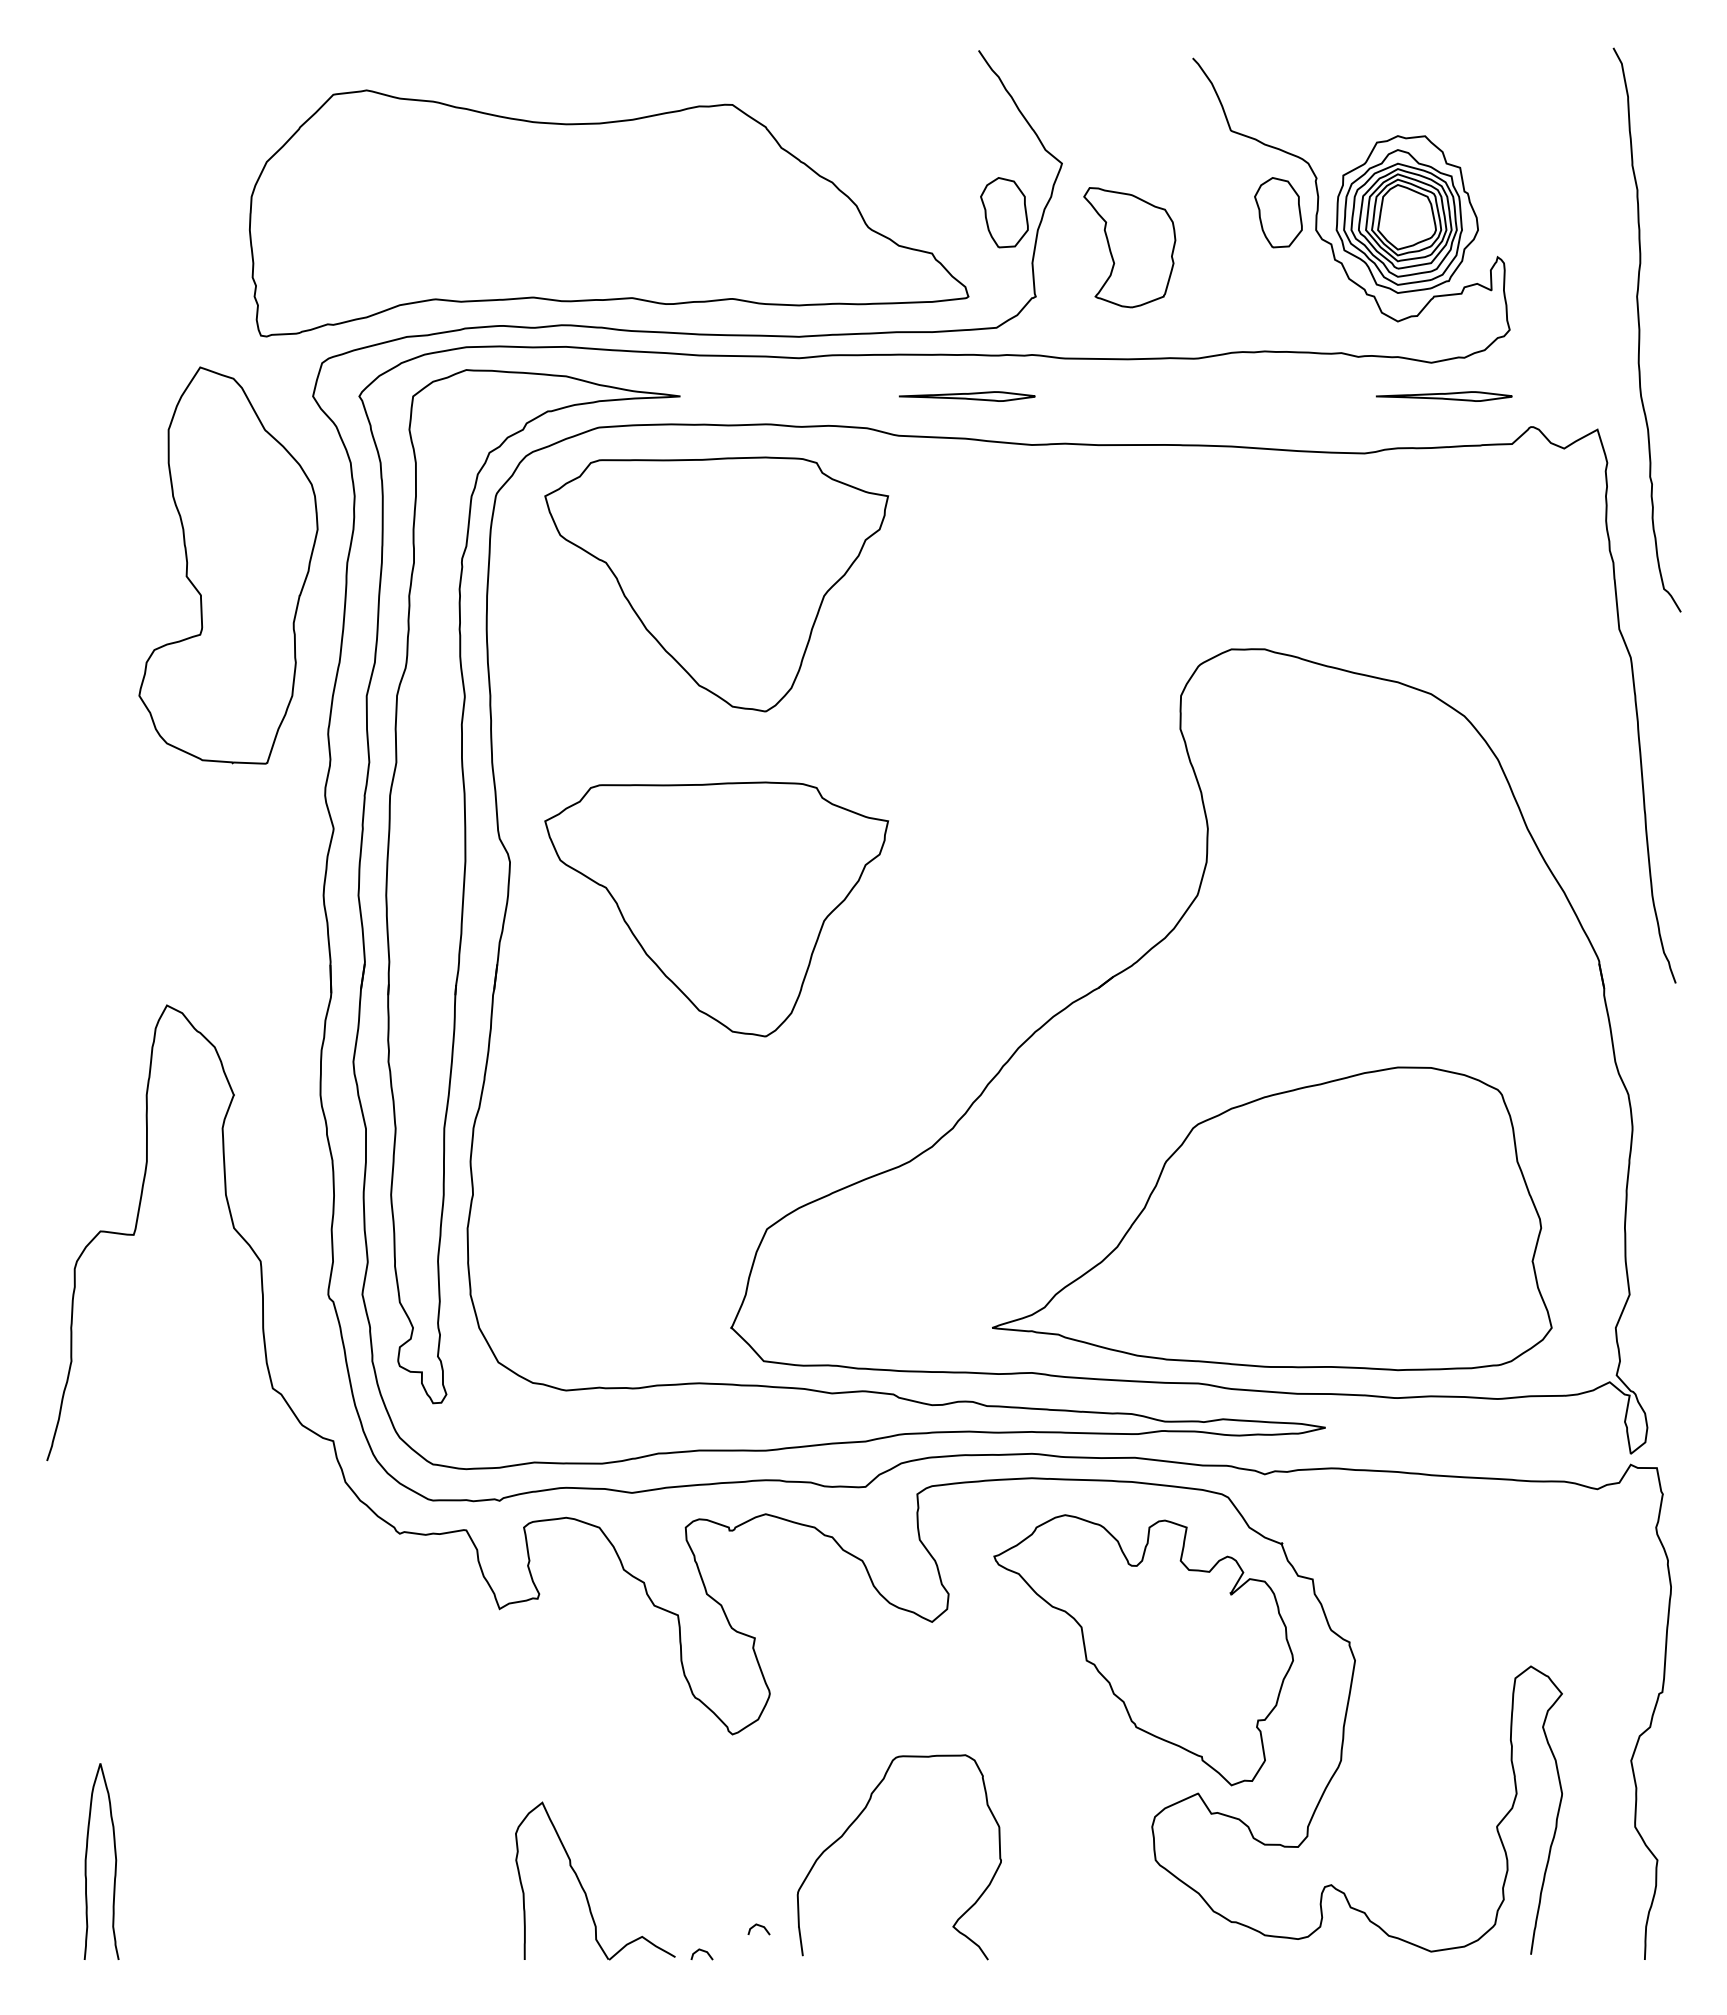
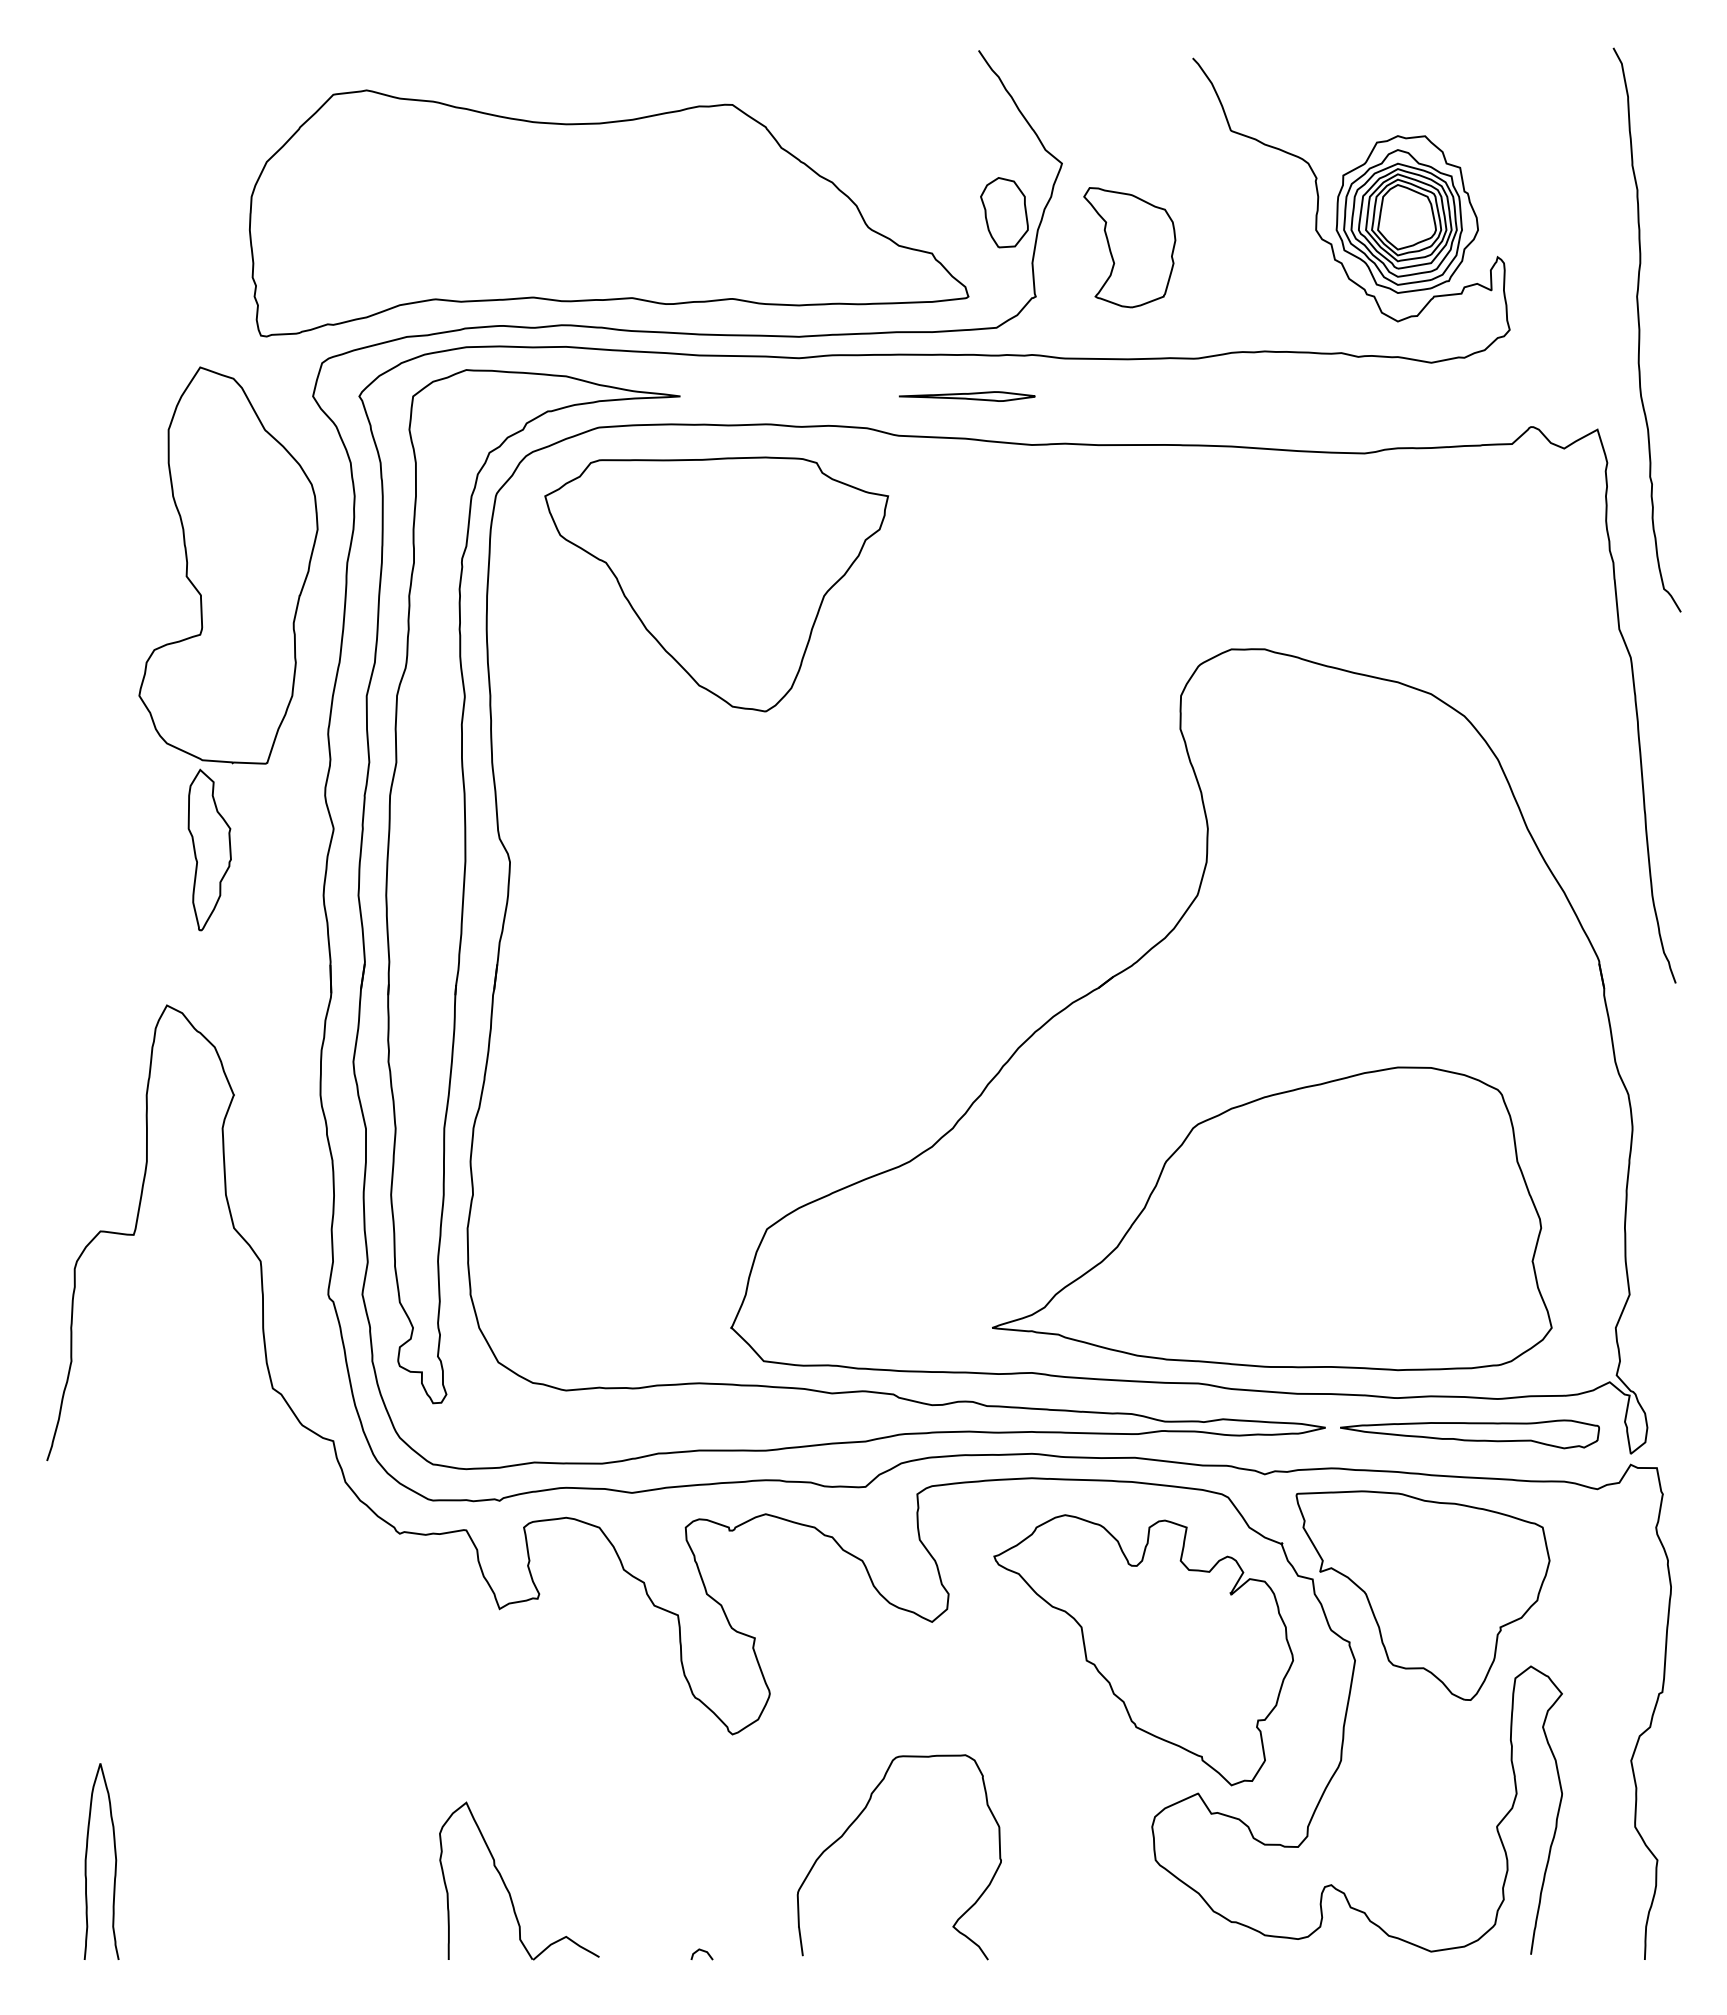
part: present -> none (1278, 212)
part: present -> none (1443, 396)
part: none -> present (209, 849)
part: present -> none (716, 909)
part: none -> present (1469, 1434)
part: none -> present (1422, 1595)
part position: (583, 1887) -> (507, 1887) (507, 1887)
line: present -> none (758, 1926)
